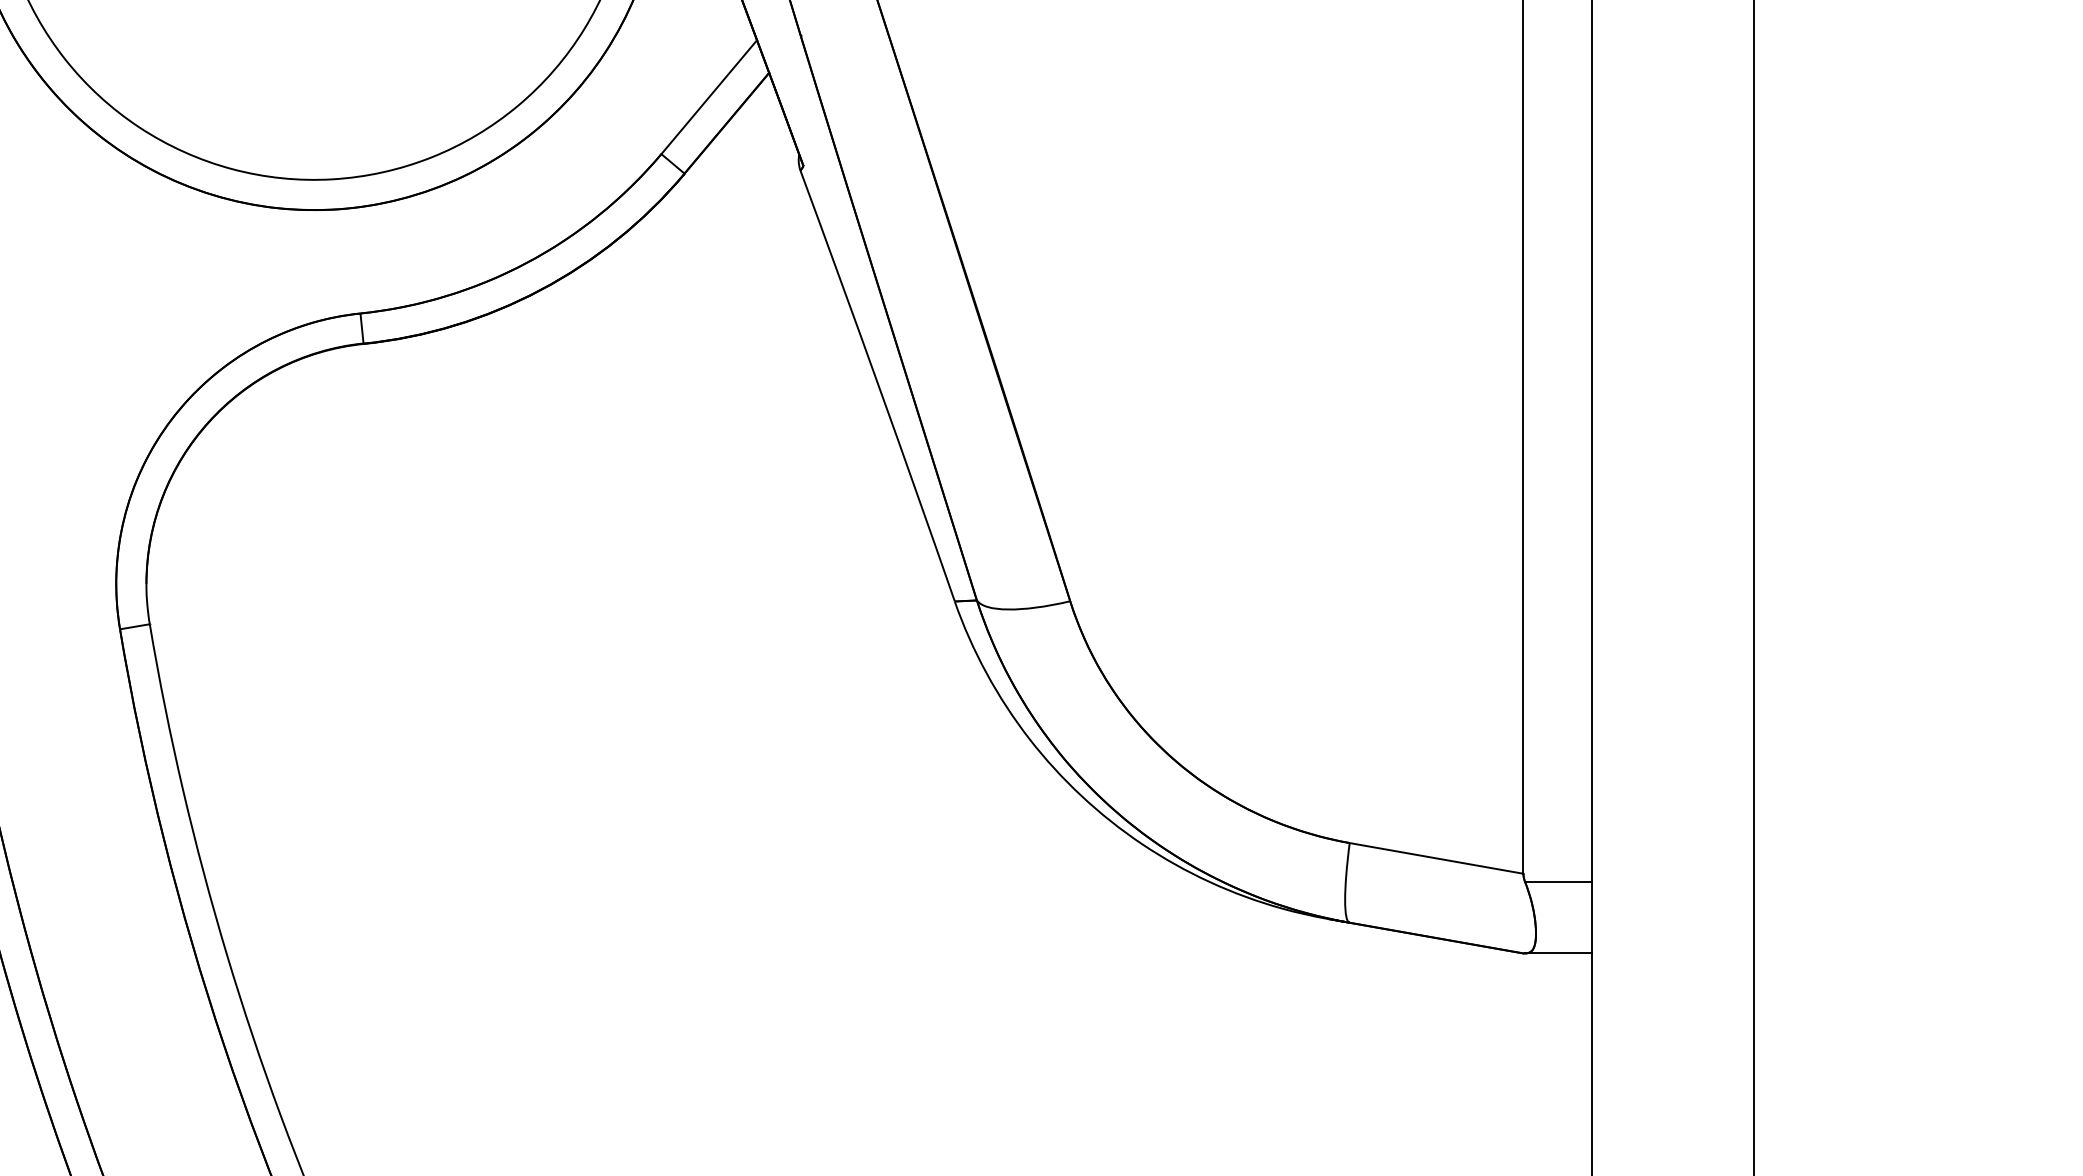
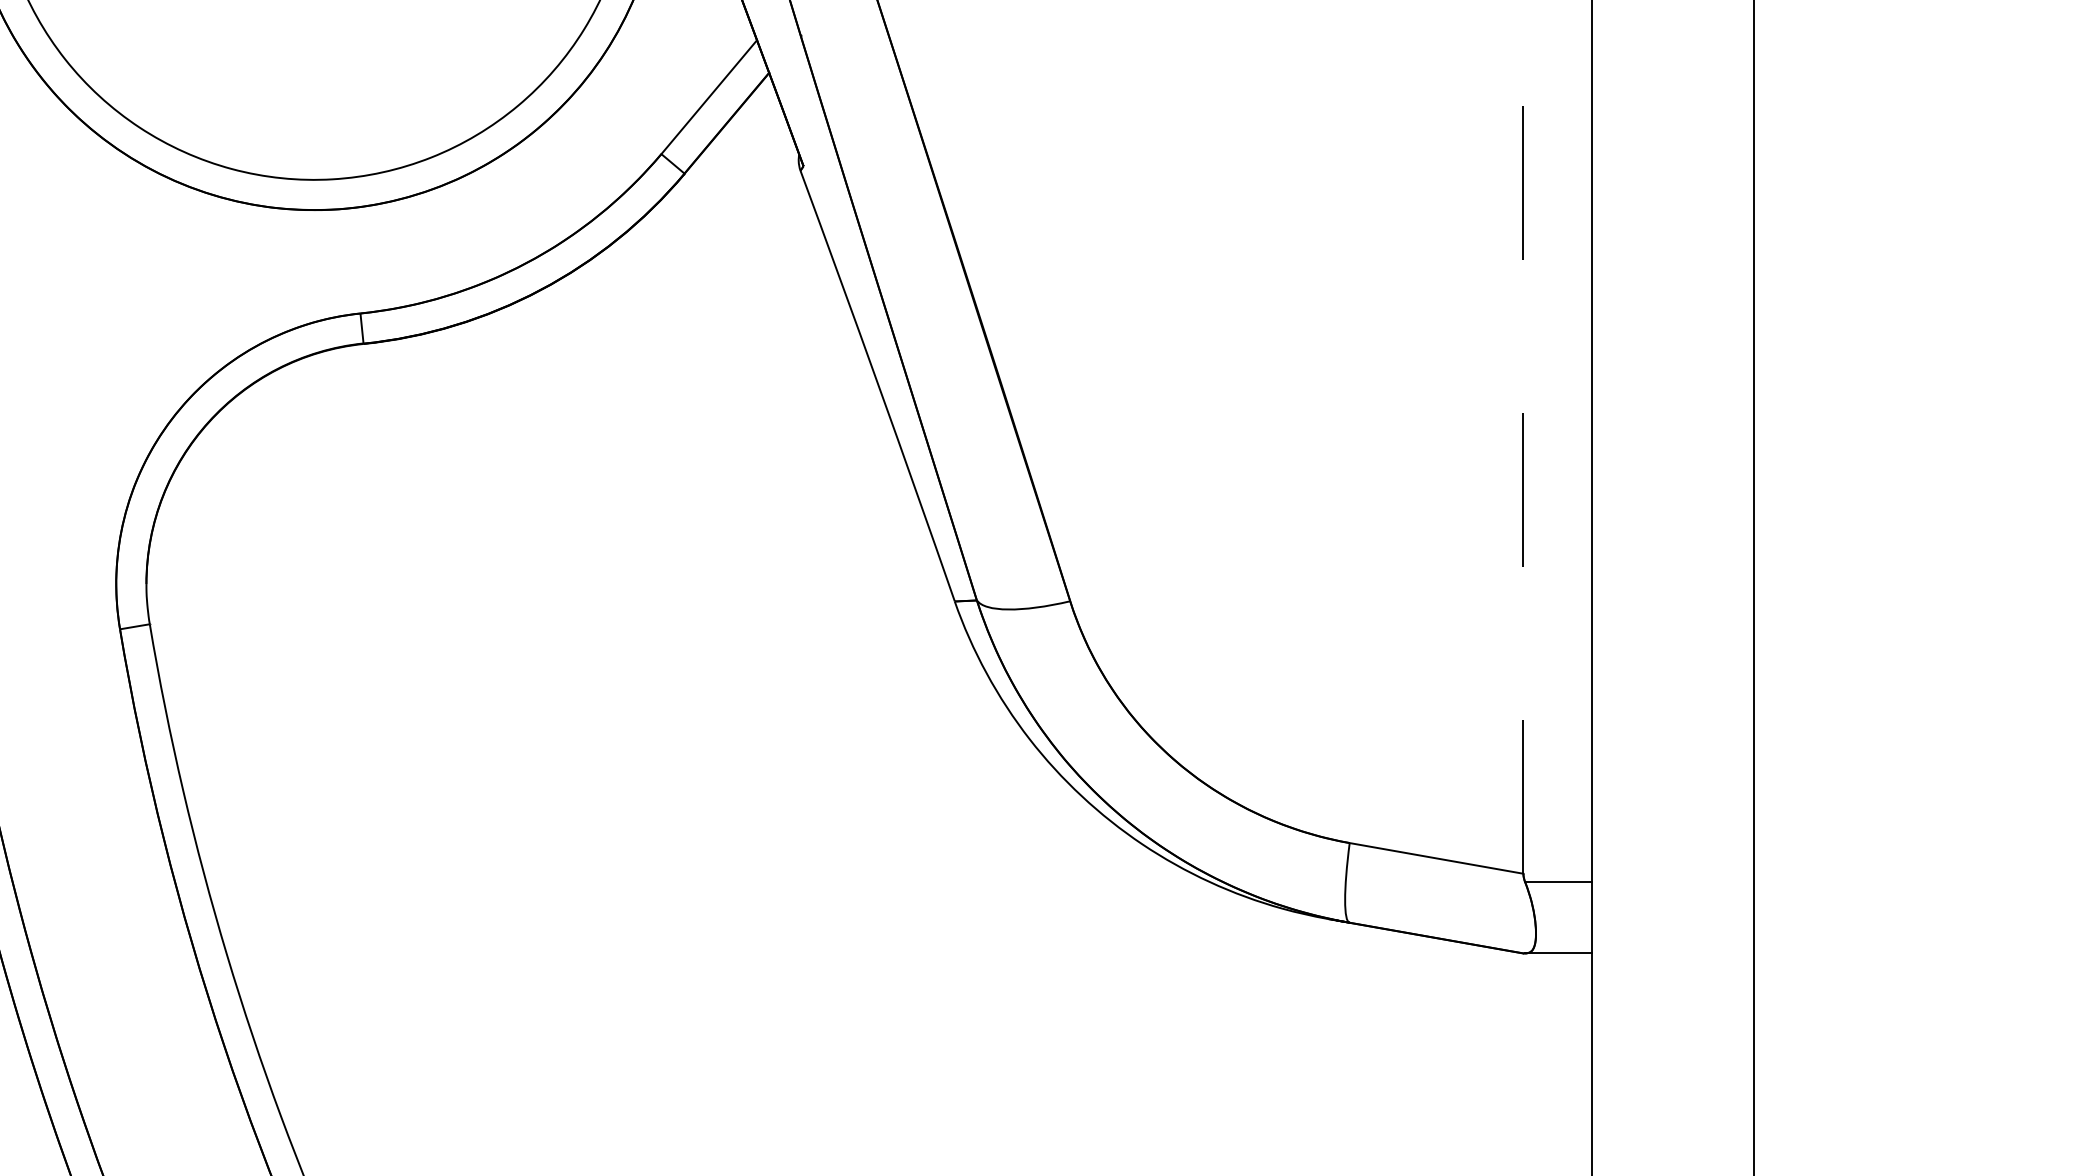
line: solid -> dashed (1523, 436)
